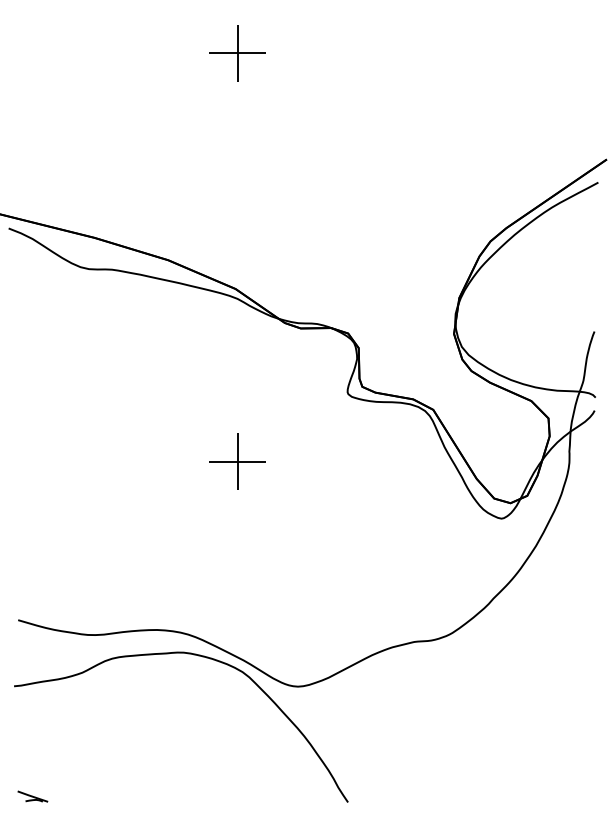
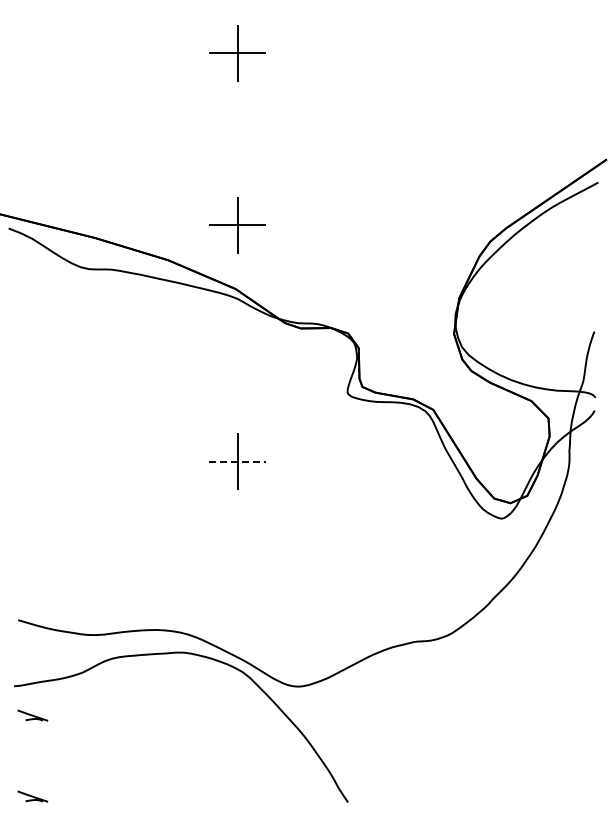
part: none -> present (237, 225)
line: solid -> dashed (237, 461)
part: none -> present (32, 715)
